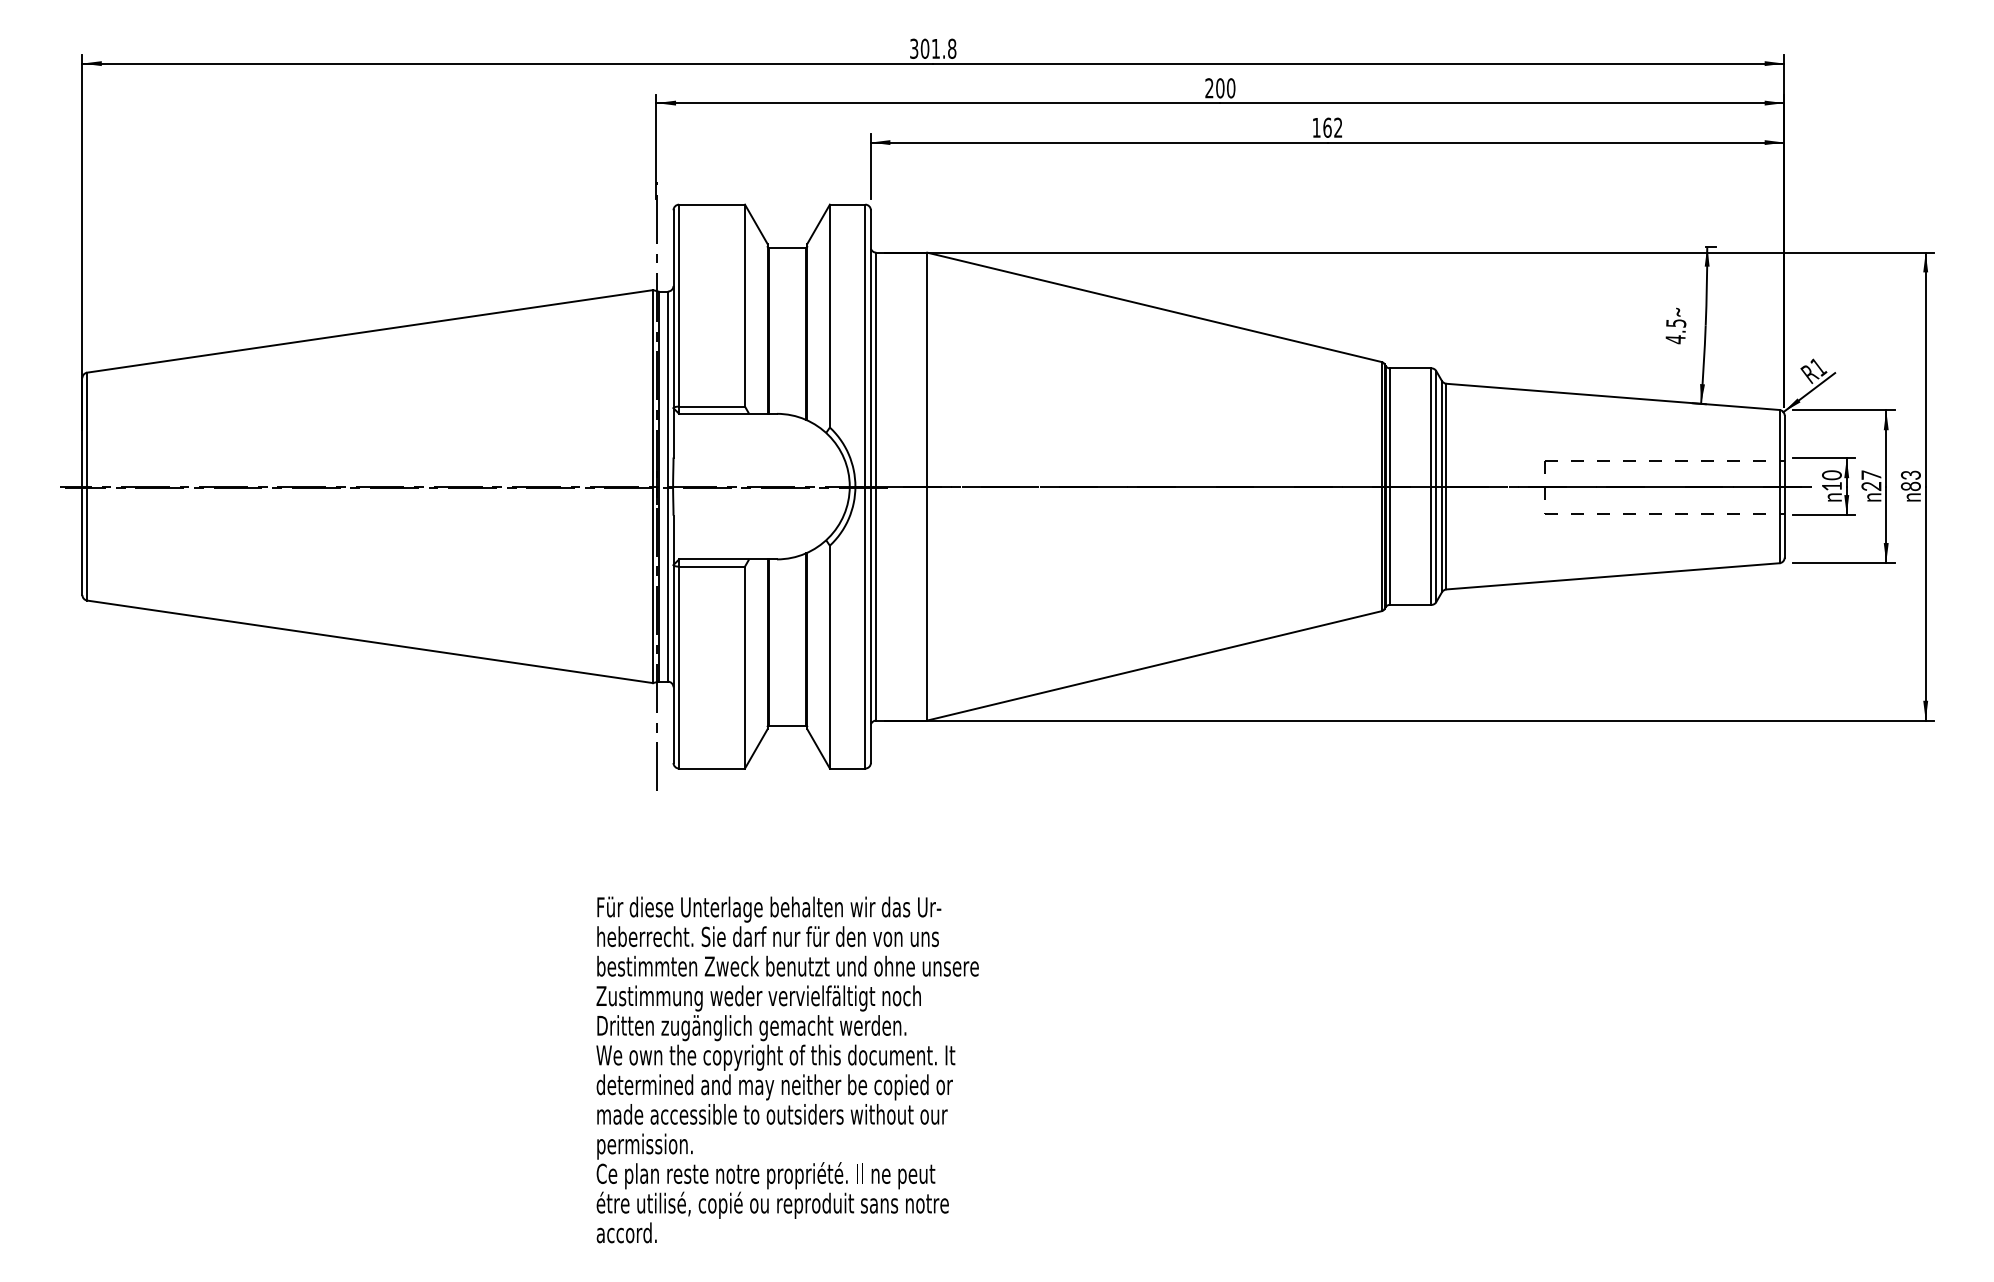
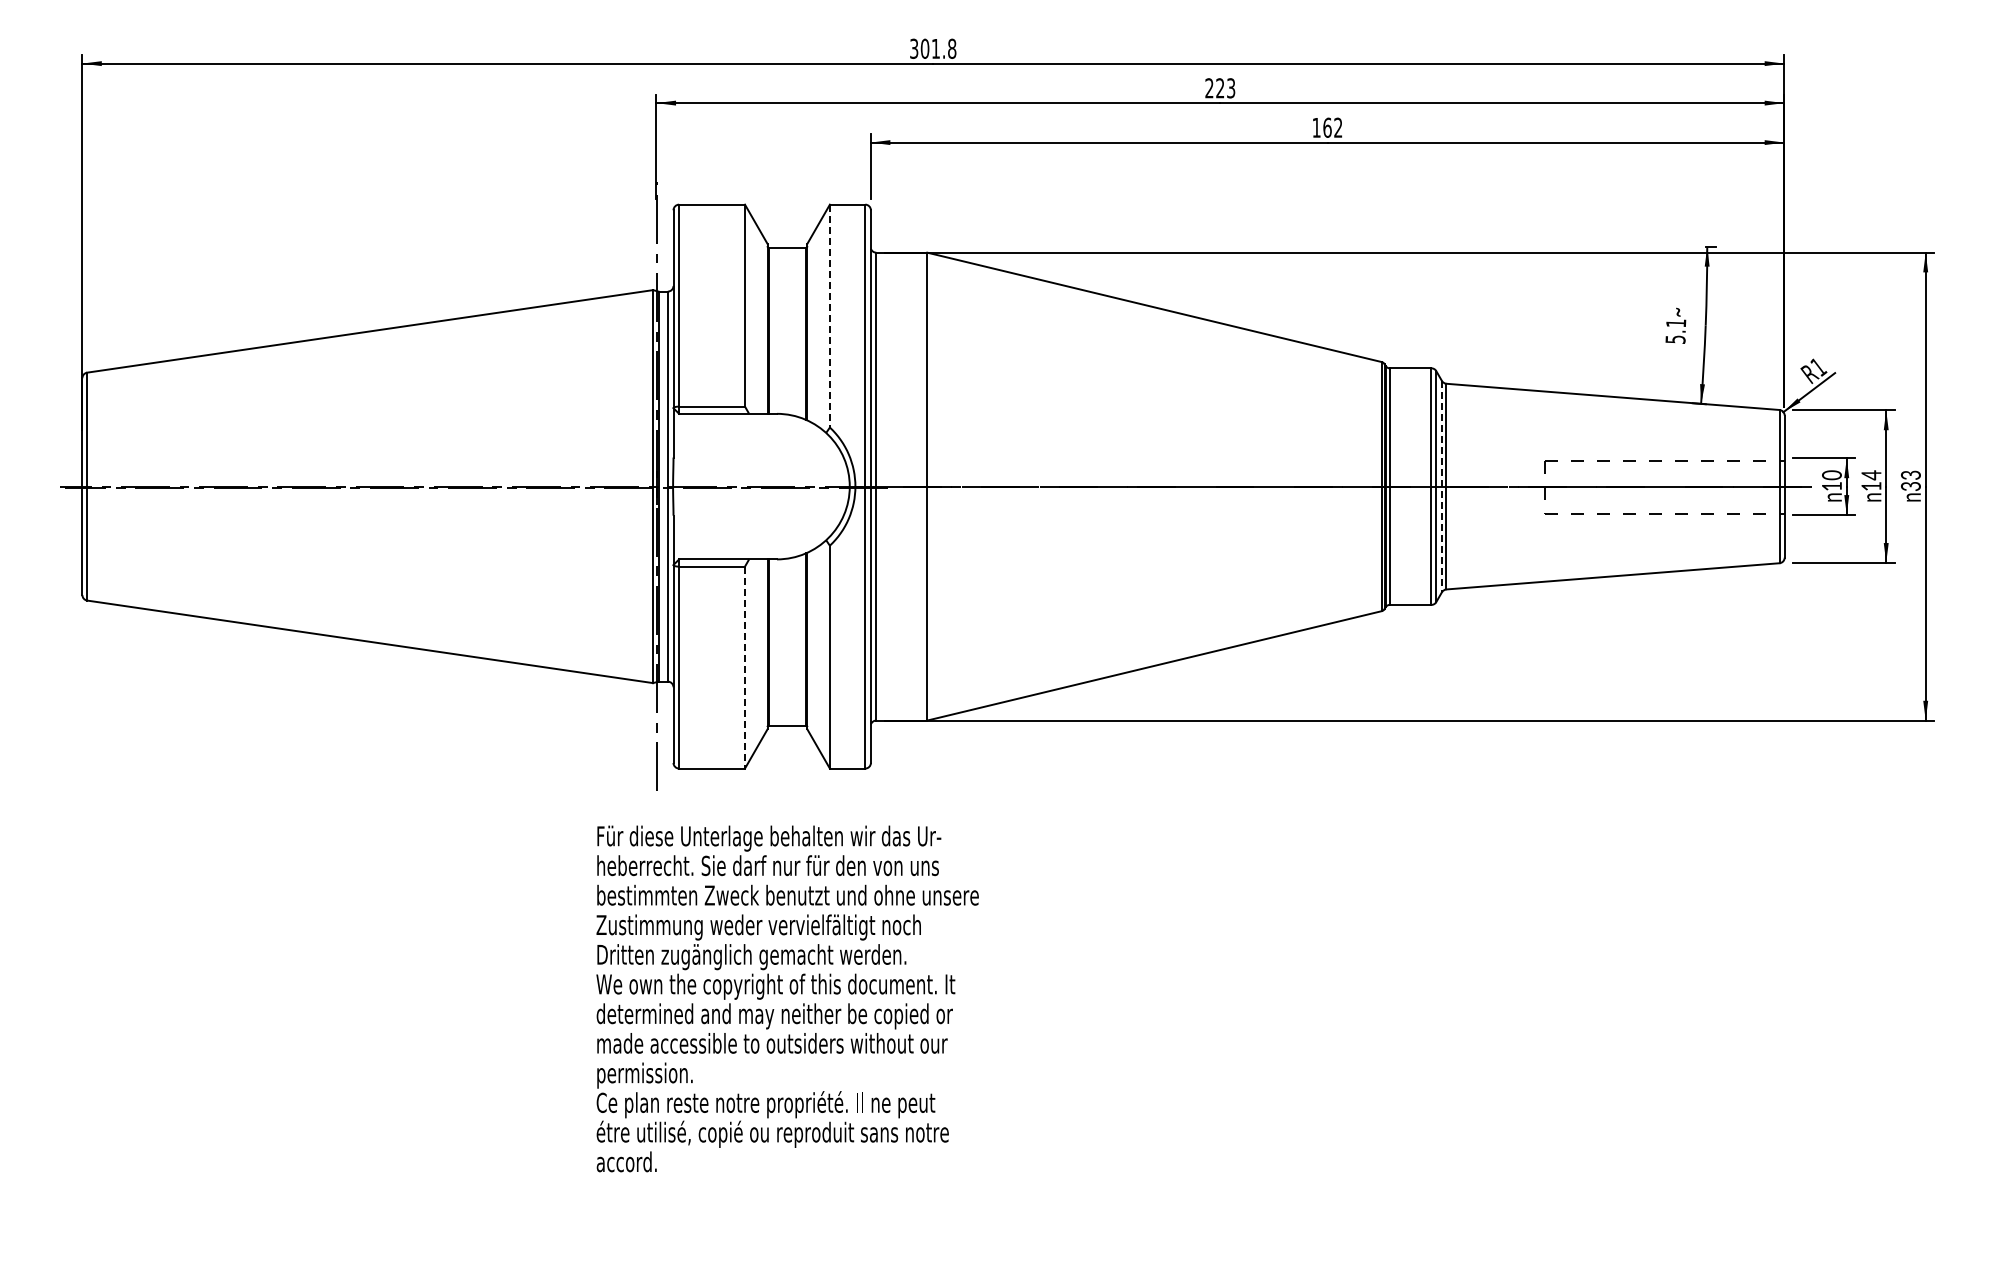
text: 200 -> 223 (1225, 88)
line: solid -> dashed (829, 316)
text: 4.5 -> 5.1 (1675, 331)
text: 27 -> 14 (1871, 480)
text: 83 -> 33 (1910, 485)
line: solid -> dashed (1441, 486)
line: solid -> dashed (745, 667)
text position: (787, 1069) -> (787, 998) (787, 998)
